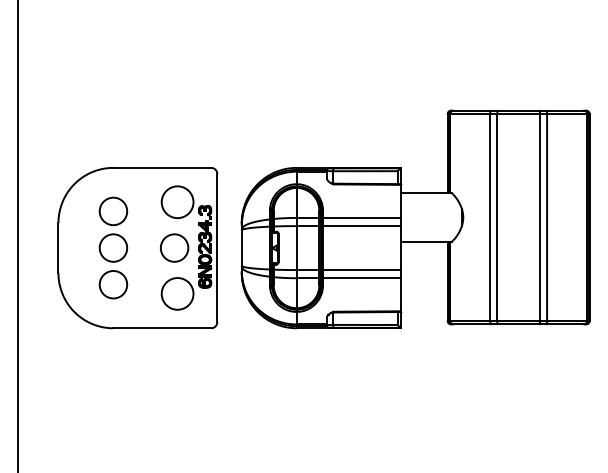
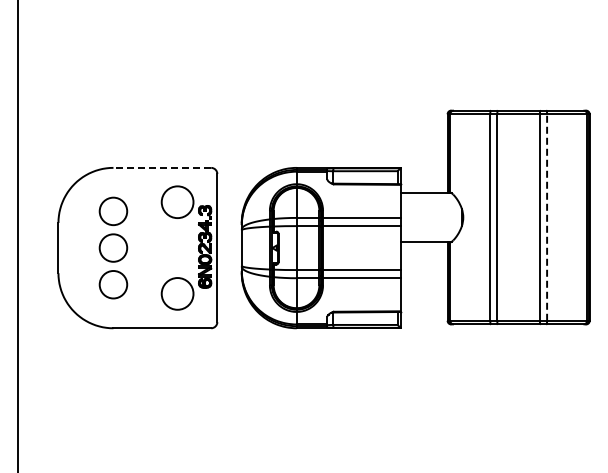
line: solid -> dashed (162, 167)
line: solid -> dashed (547, 217)
circle: present -> none (174, 247)
